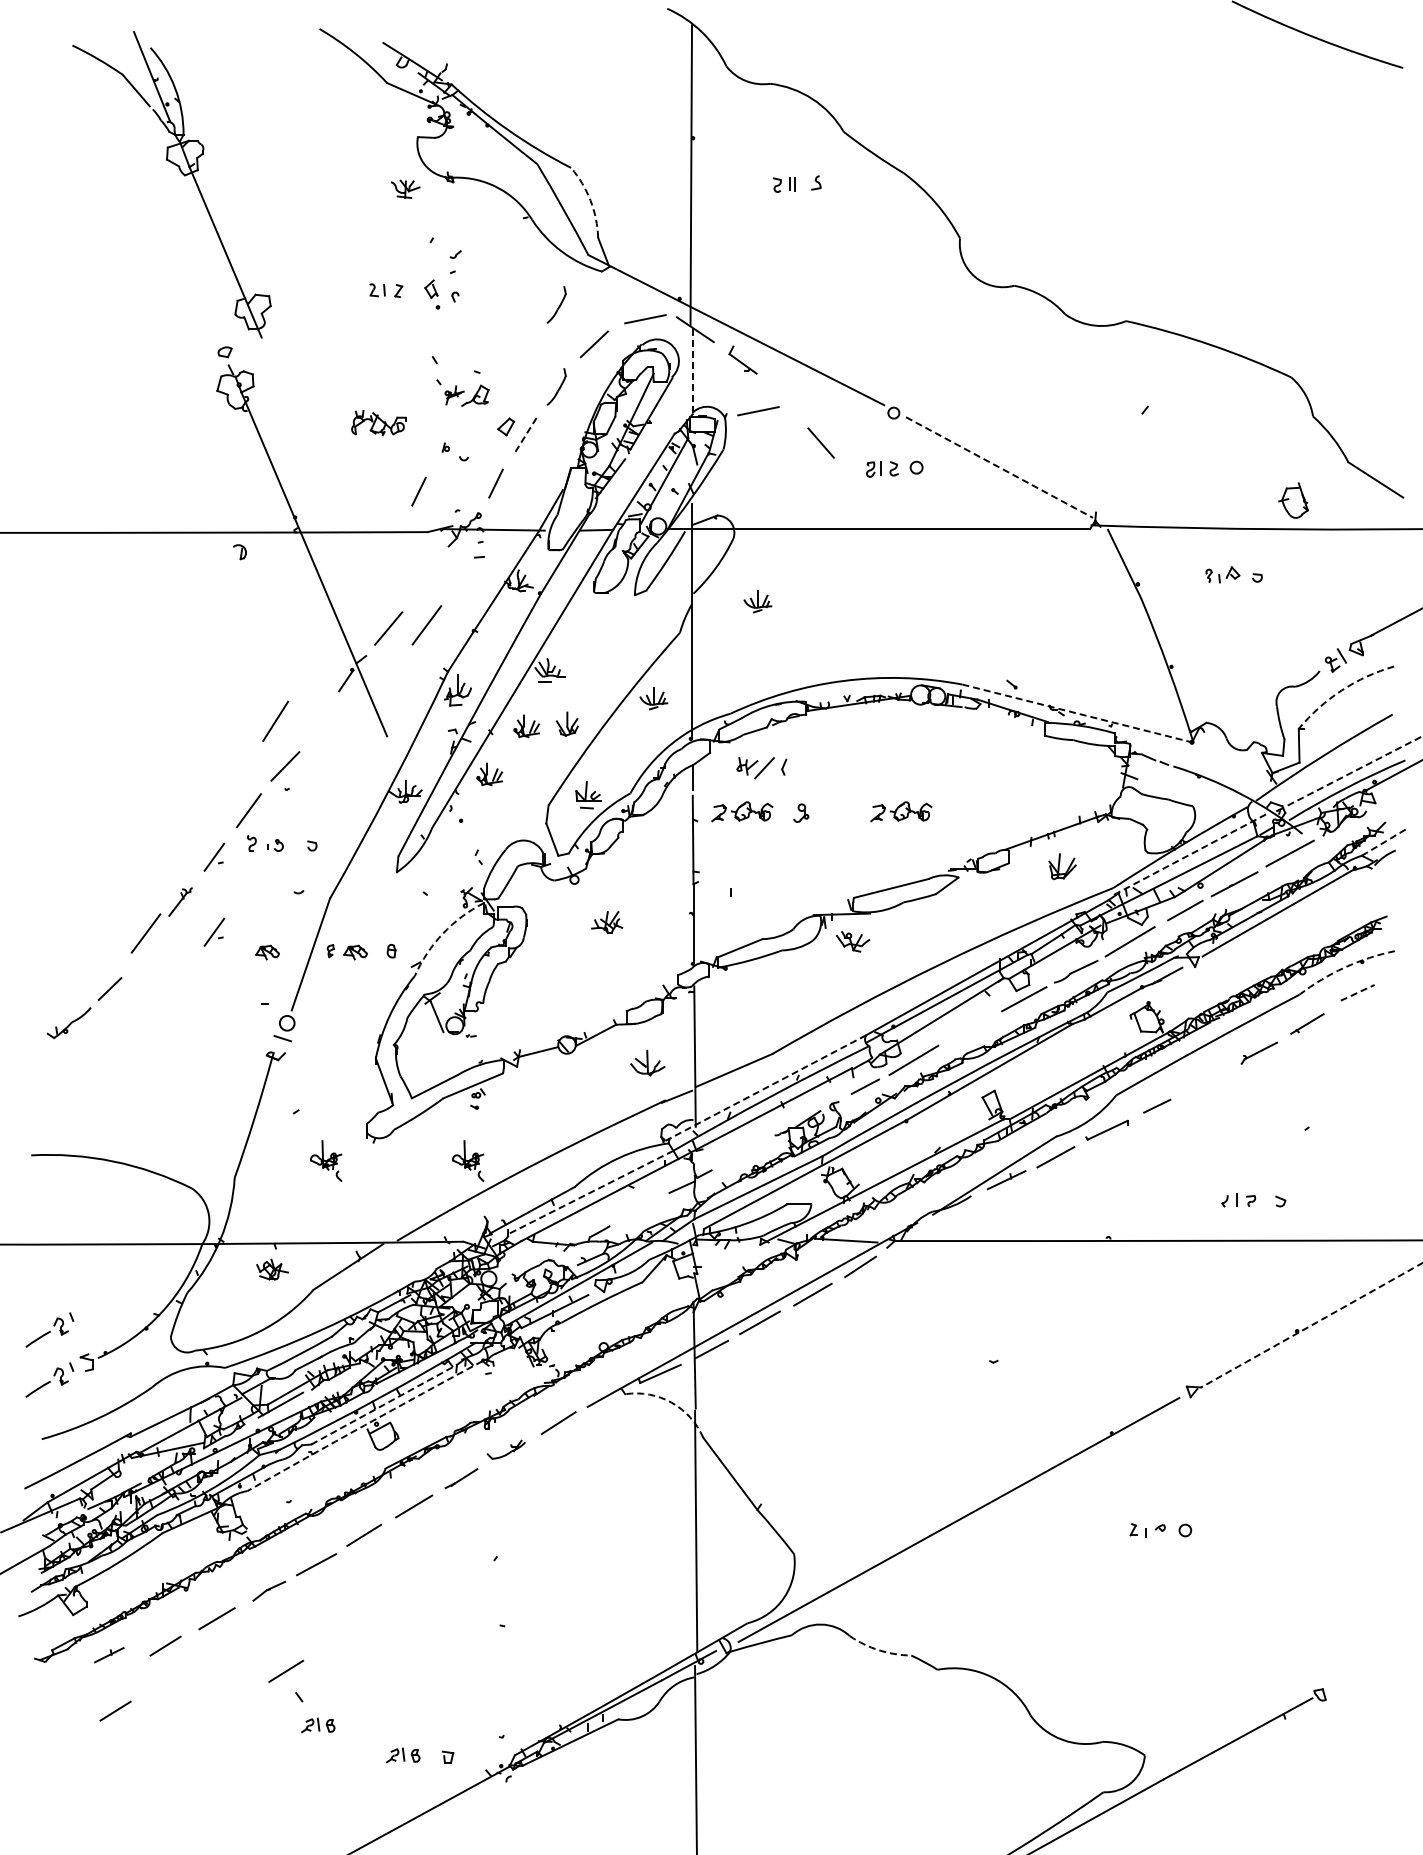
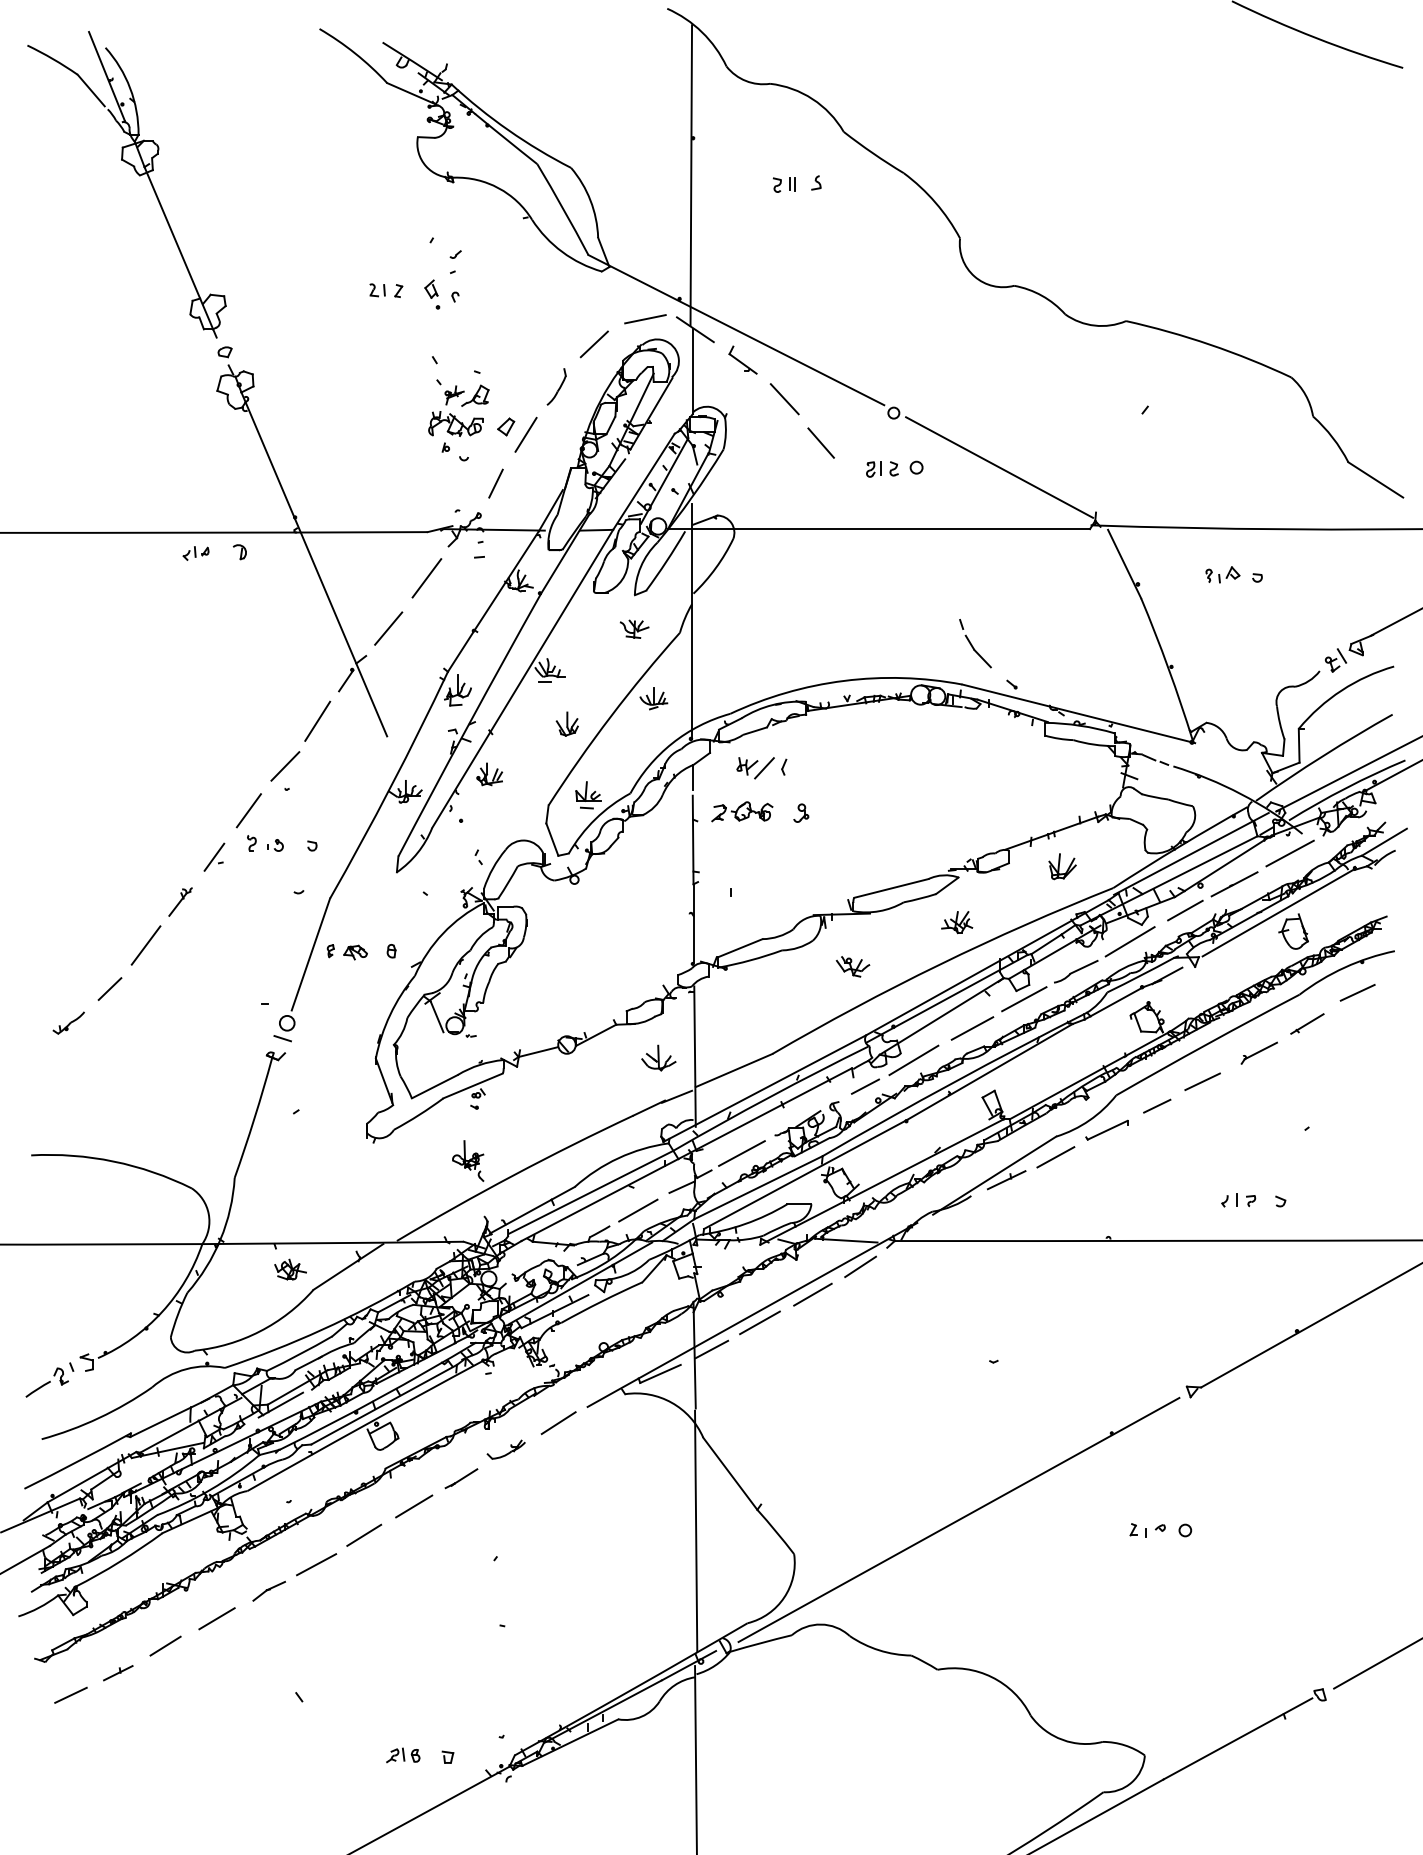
part position: (181, 173) -> (136, 173) (136, 173)
part position: (405, 188) -> (634, 628) (634, 628)
arc: dashed -> solid (590, 200)
part: present -> none (556, 304)
line: dashed -> solid (692, 372)
line: none -> present (784, 399)
line: present -> none (758, 411)
part position: (378, 422) -> (455, 423) (455, 423)
line: dashed -> solid (526, 434)
line: dashed -> solid (999, 467)
line: present -> none (418, 491)
part position: (1293, 500) -> (1293, 931) (1293, 931)
part: none -> present (195, 553)
part: present -> none (757, 601)
line position: (426, 625) -> (426, 578) (426, 578)
part: none -> present (975, 643)
arc: dashed -> solid (1341, 690)
line: dashed -> solid (1079, 713)
line position: (275, 720) -> (317, 720) (317, 720)
part: present -> none (526, 726)
line: dashed -> solid (1349, 773)
part: present -> none (901, 811)
line: dashed -> solid (1384, 842)
line: dashed -> solid (1191, 853)
part position: (607, 922) -> (957, 922) (957, 922)
part: present -> none (214, 931)
line position: (145, 933) -> (145, 945) (145, 945)
arc: dashed -> solid (443, 933)
part position: (852, 941) -> (852, 966) (852, 966)
part: present -> none (267, 952)
arc: dashed -> solid (1344, 967)
line: dashed -> solid (1357, 992)
part size: 46x33 px -> 33x24 px (68, 1022)
line: none -> present (972, 1028)
part position: (647, 1062) -> (658, 1057) (658, 1057)
line: none -> present (1202, 1081)
line: dashed -> solid (764, 1088)
line: none -> present (741, 1153)
part: present -> none (326, 1160)
line: dashed -> solid (591, 1192)
line: none -> present (638, 1210)
part position: (272, 1269) -> (290, 1269) (290, 1269)
line: dashed -> solid (1311, 1325)
part: present -> none (49, 1329)
arc: dashed -> solid (671, 1402)
line: dashed -> solid (384, 1404)
arc: dashed -> solid (364, 1425)
arc: dashed -> solid (879, 1650)
part position: (109, 1655) -> (118, 1673) (118, 1673)
line: none -> present (1376, 1664)
line: present -> none (286, 1670)
line: none -> present (70, 1694)
line: present -> none (115, 1710)
part: present -> none (318, 1725)
